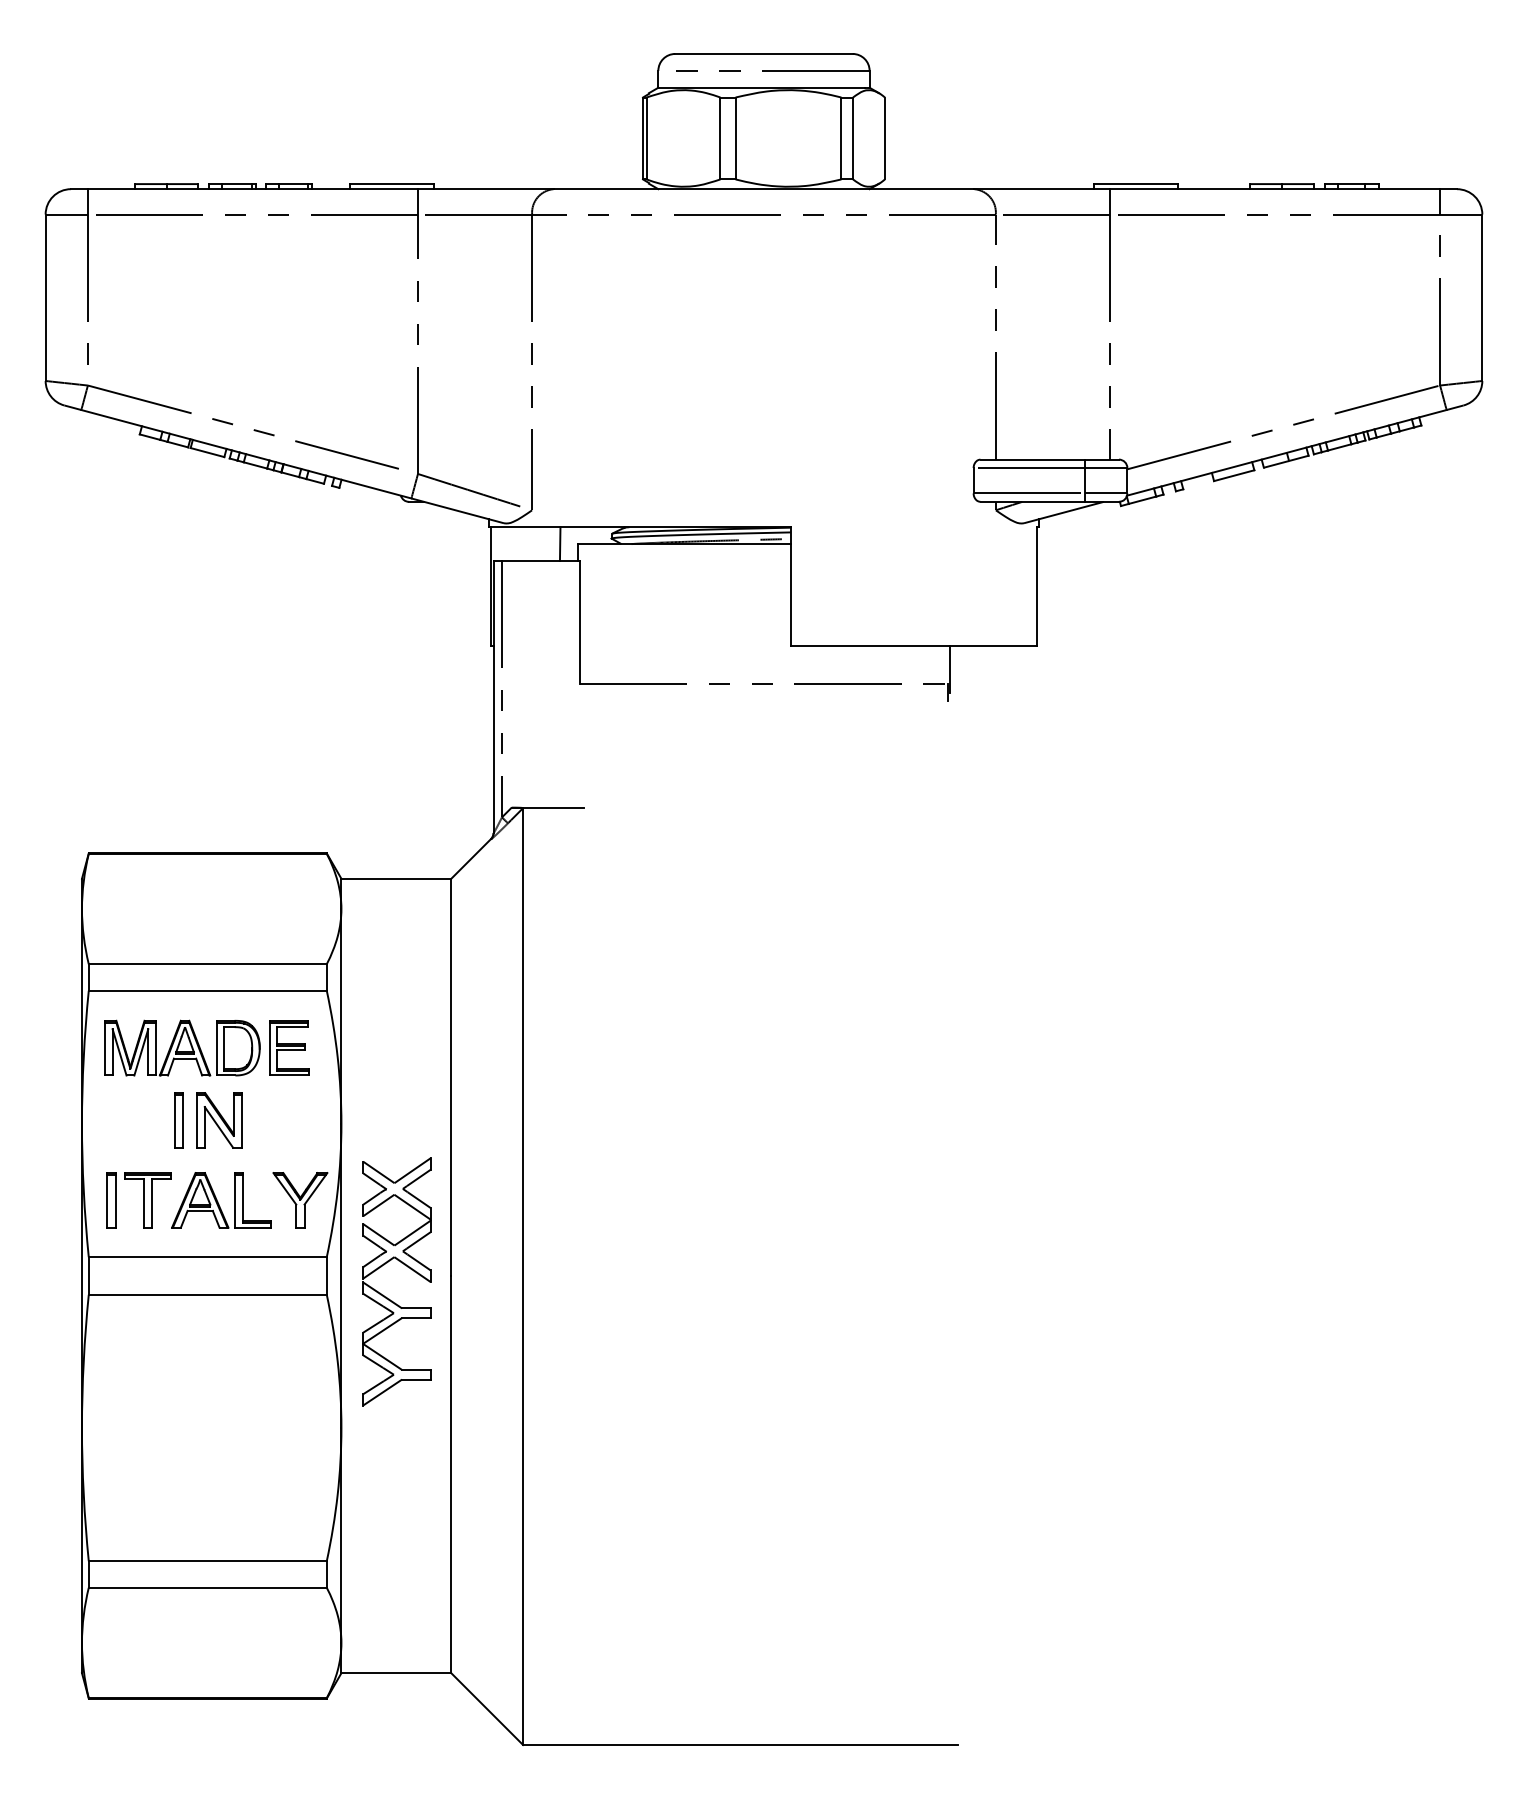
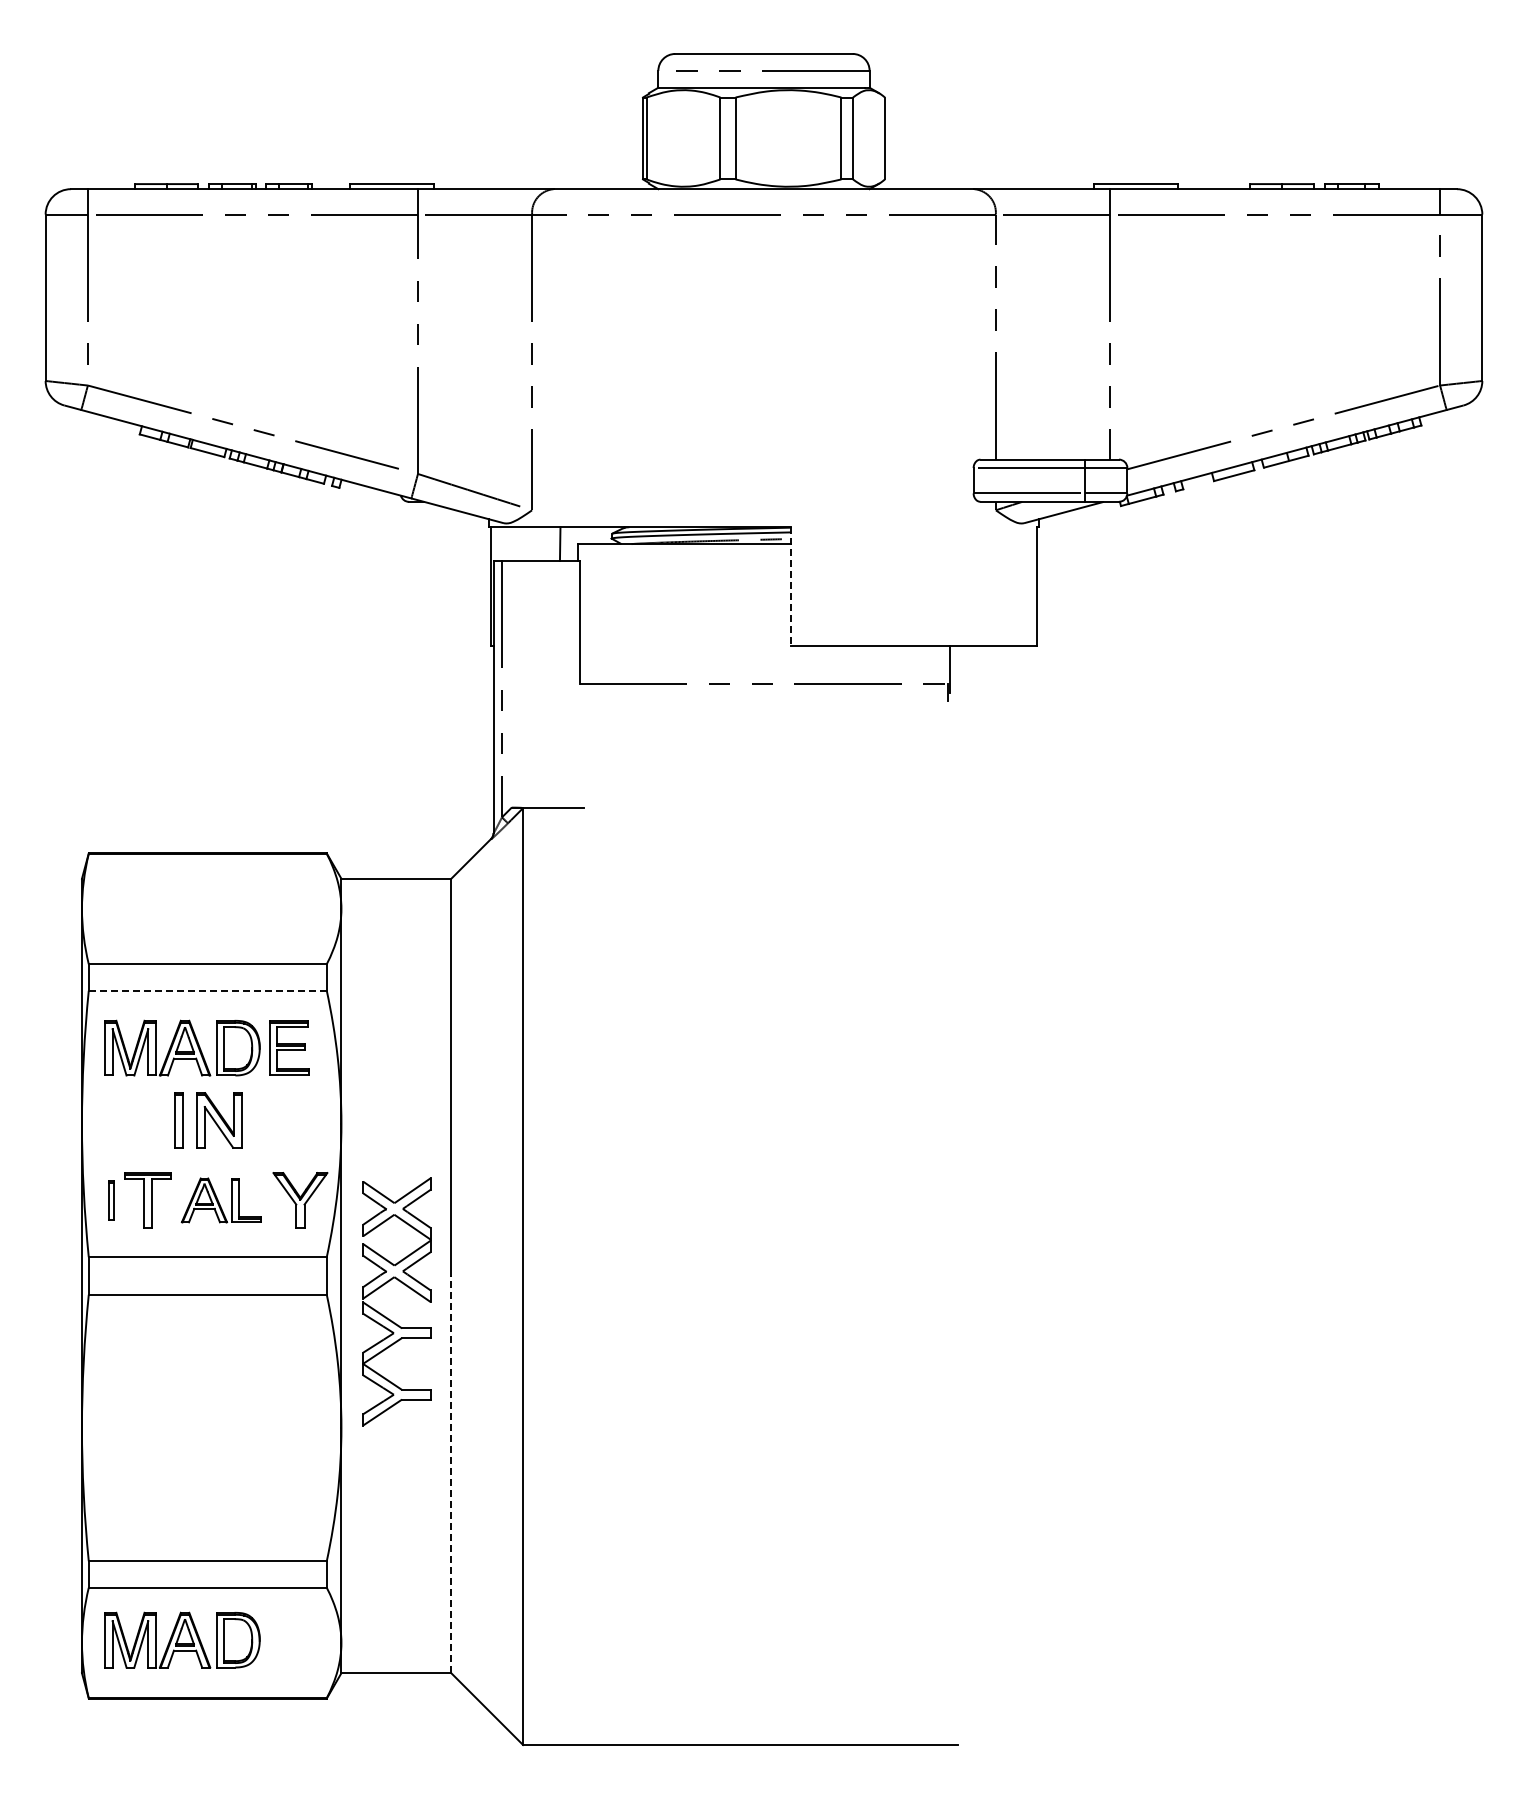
line: solid -> dashed (791, 586)
line: solid -> dashed (207, 990)
part size: 11x57 px -> 7x41 px (111, 1200)
part size: 101x57 px -> 82x47 px (220, 1200)
part position: (407, 1267) -> (407, 1287) (407, 1287)
line: solid -> dashed (451, 1474)
part: none -> present (182, 1639)
